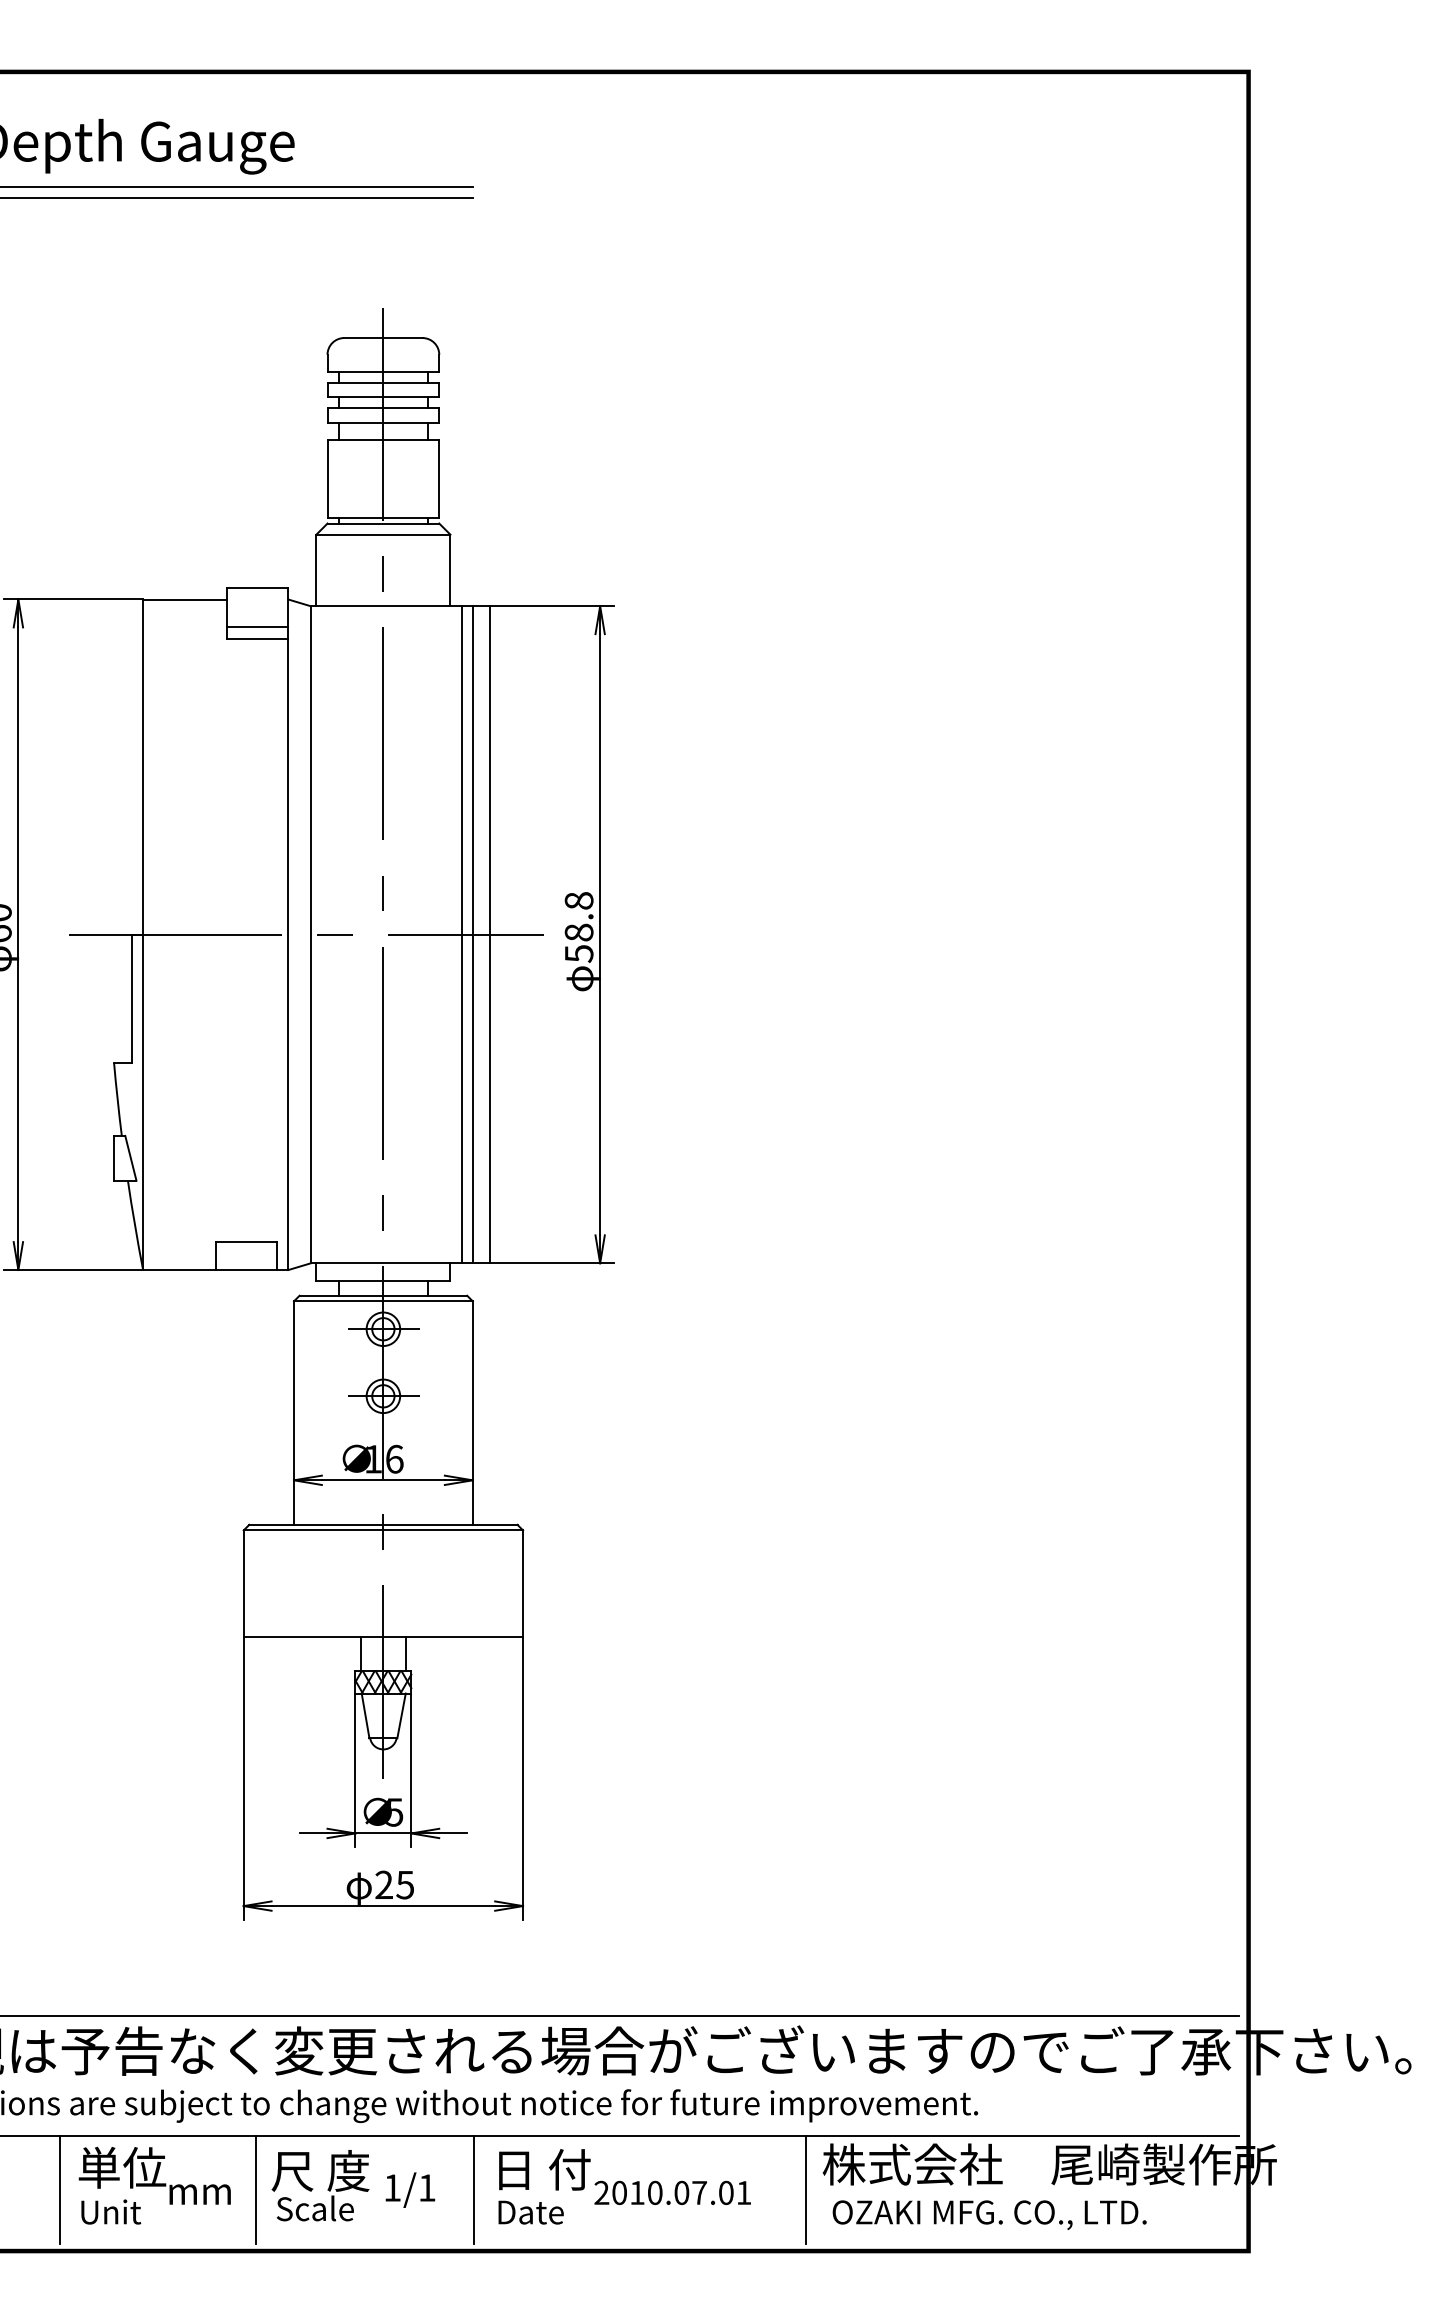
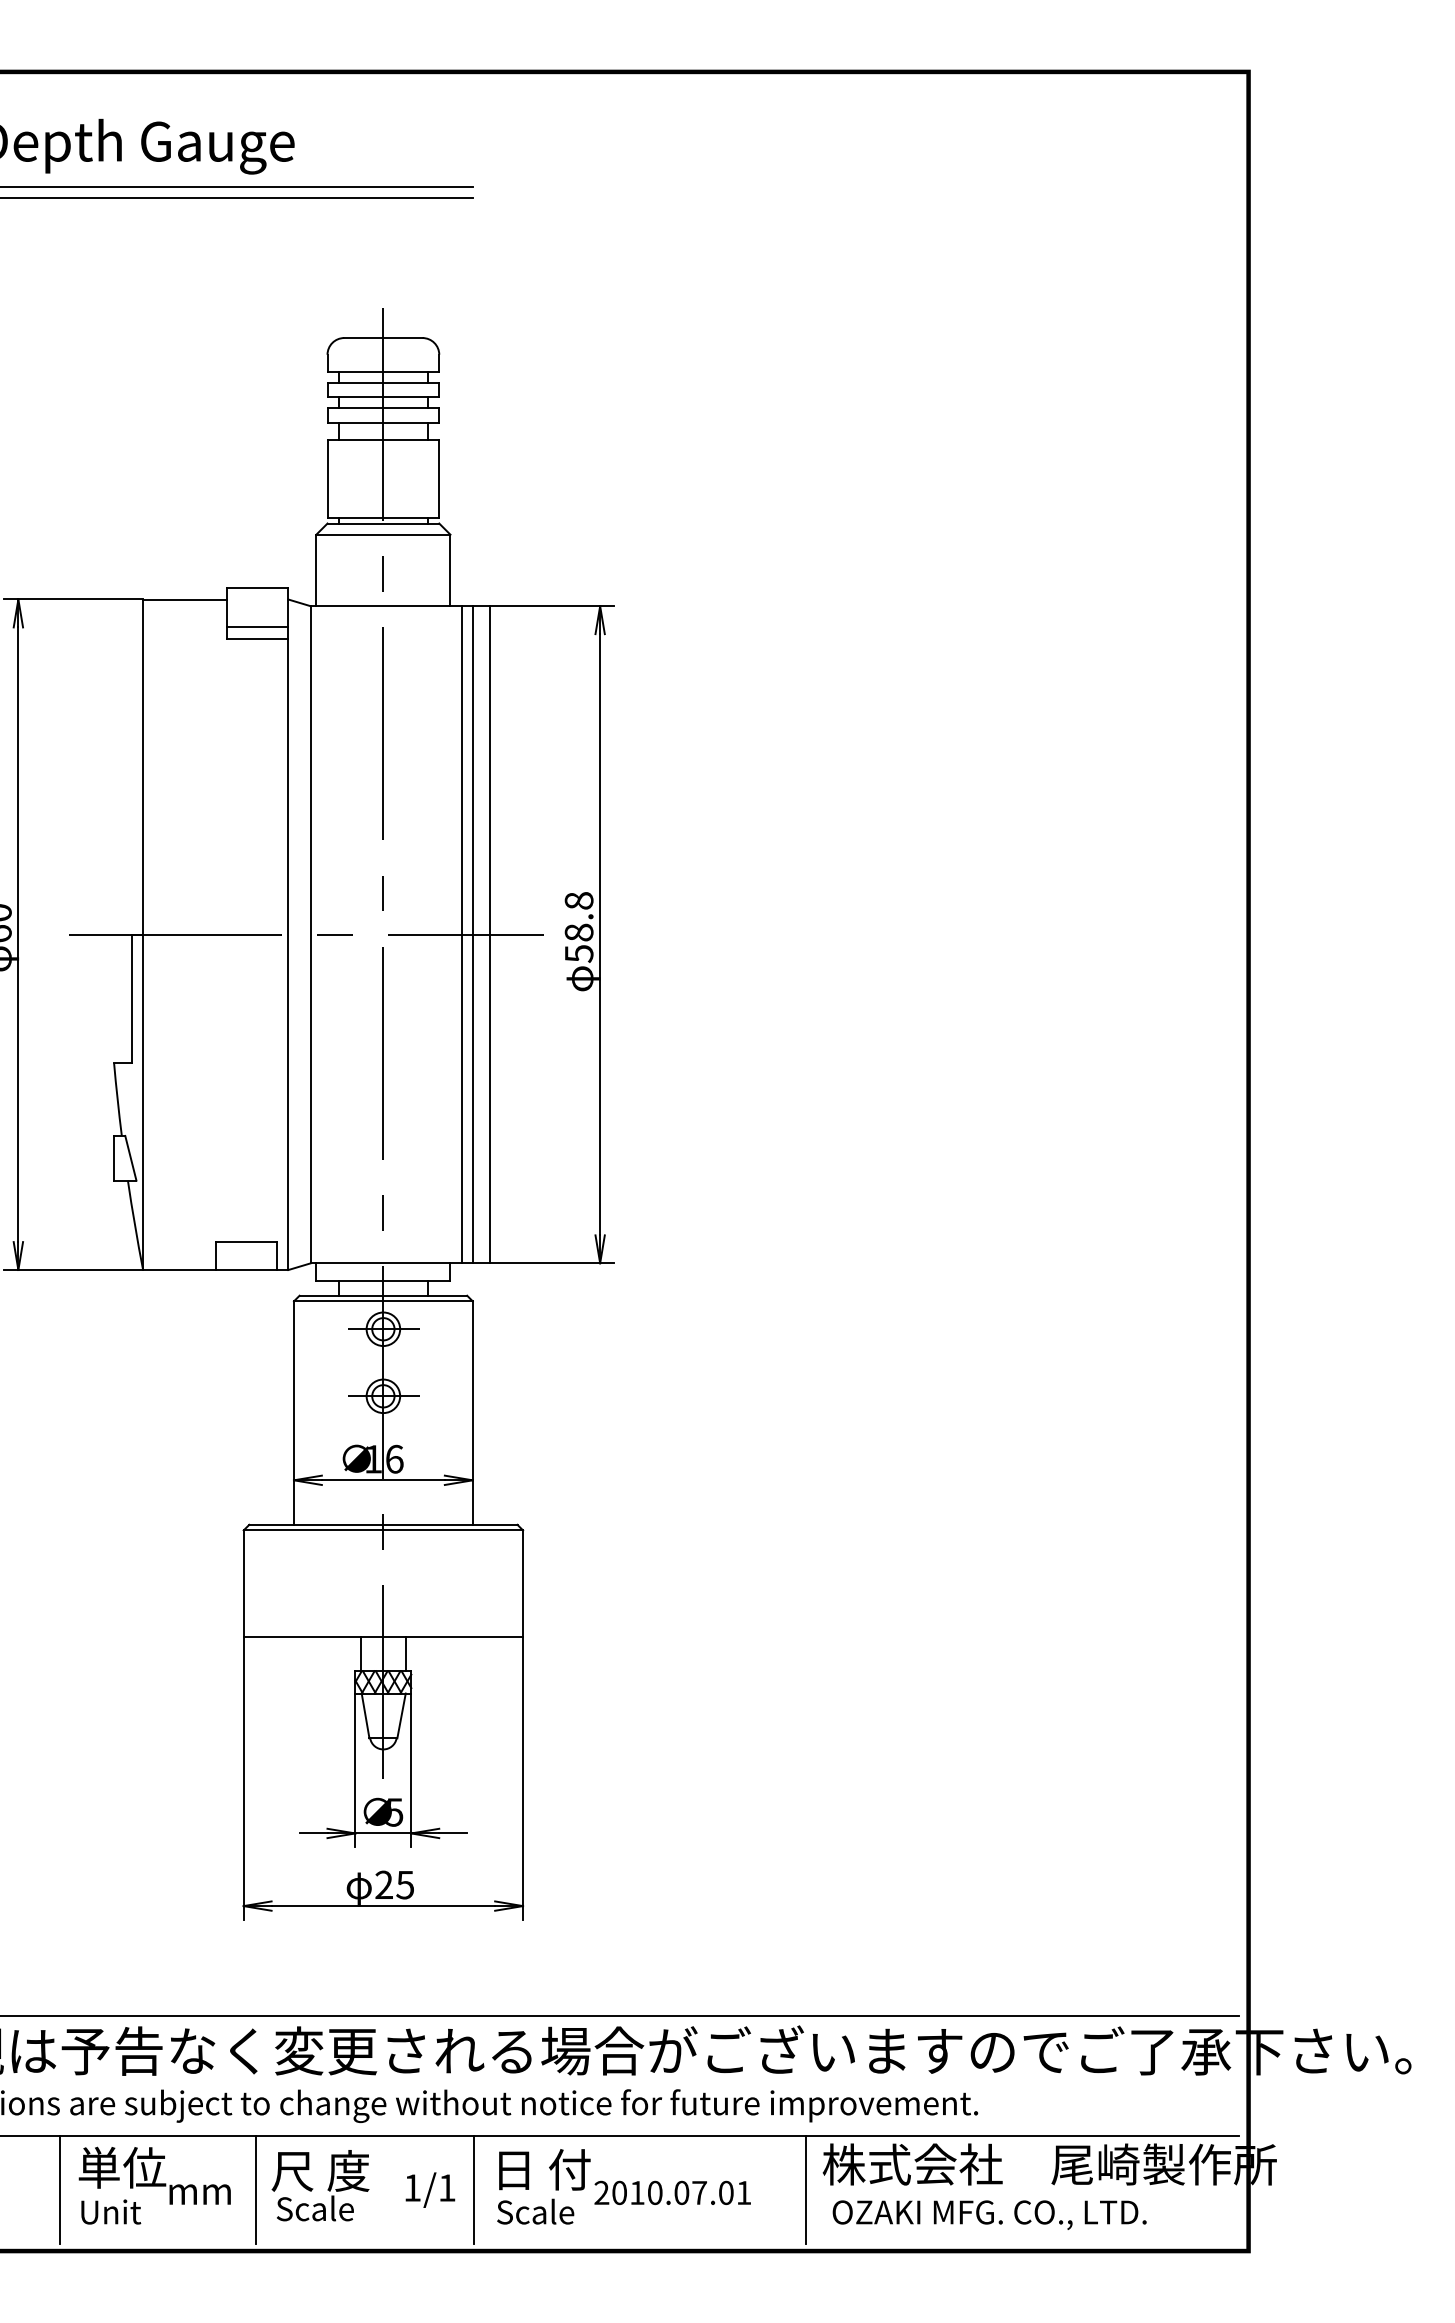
text position: (410, 2189) -> (430, 2189) (430, 2189)
text: Date -> Scale (535, 2211)
